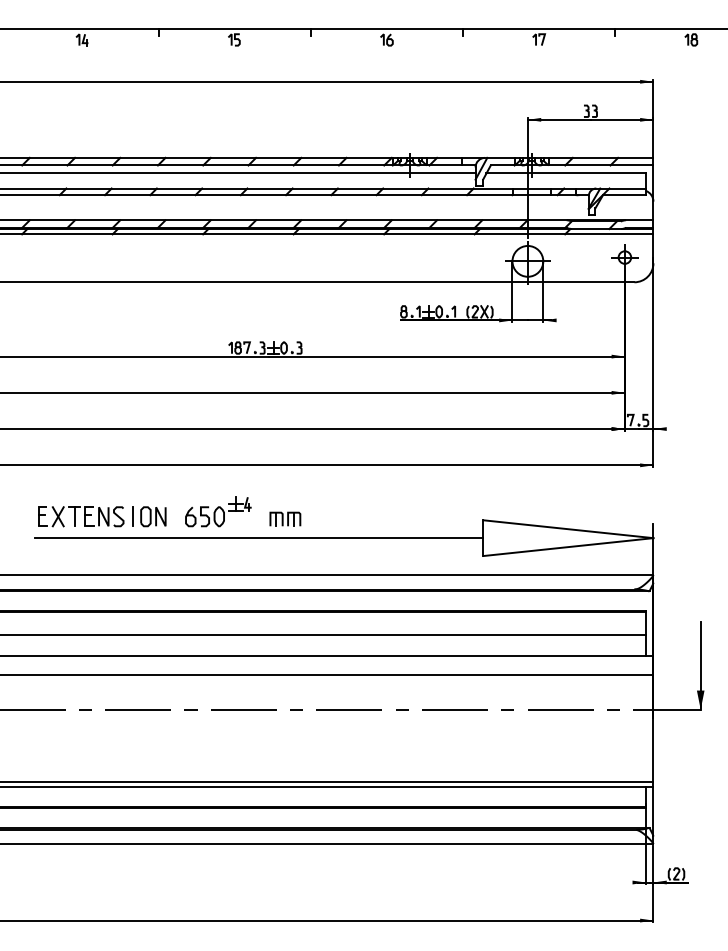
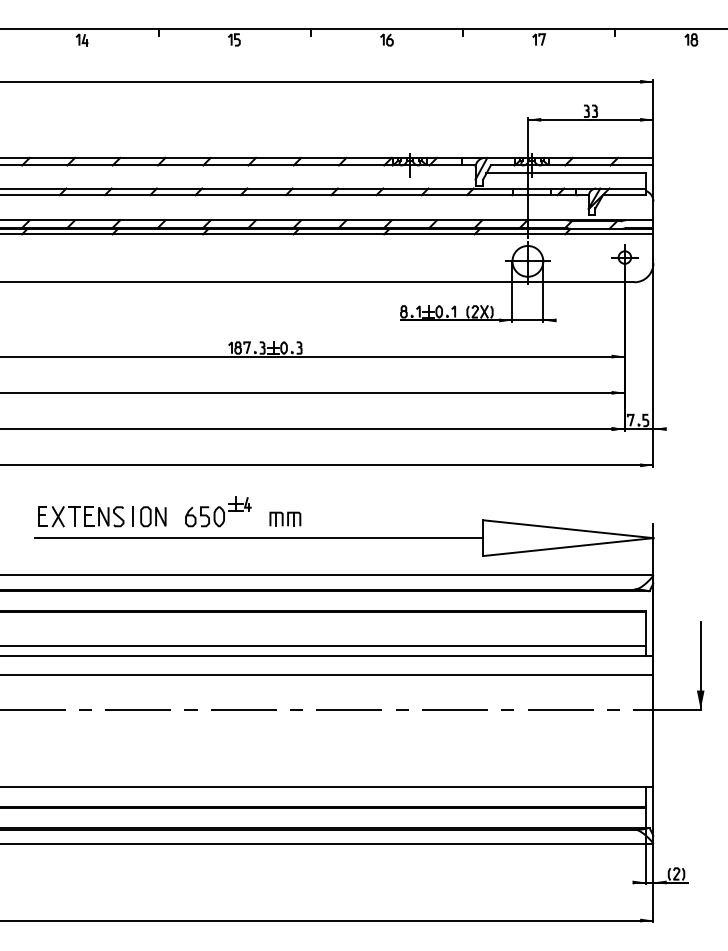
line: present -> none (238, 173)
line position: (323, 634) -> (323, 645) (323, 645)
line: present -> none (327, 781)
